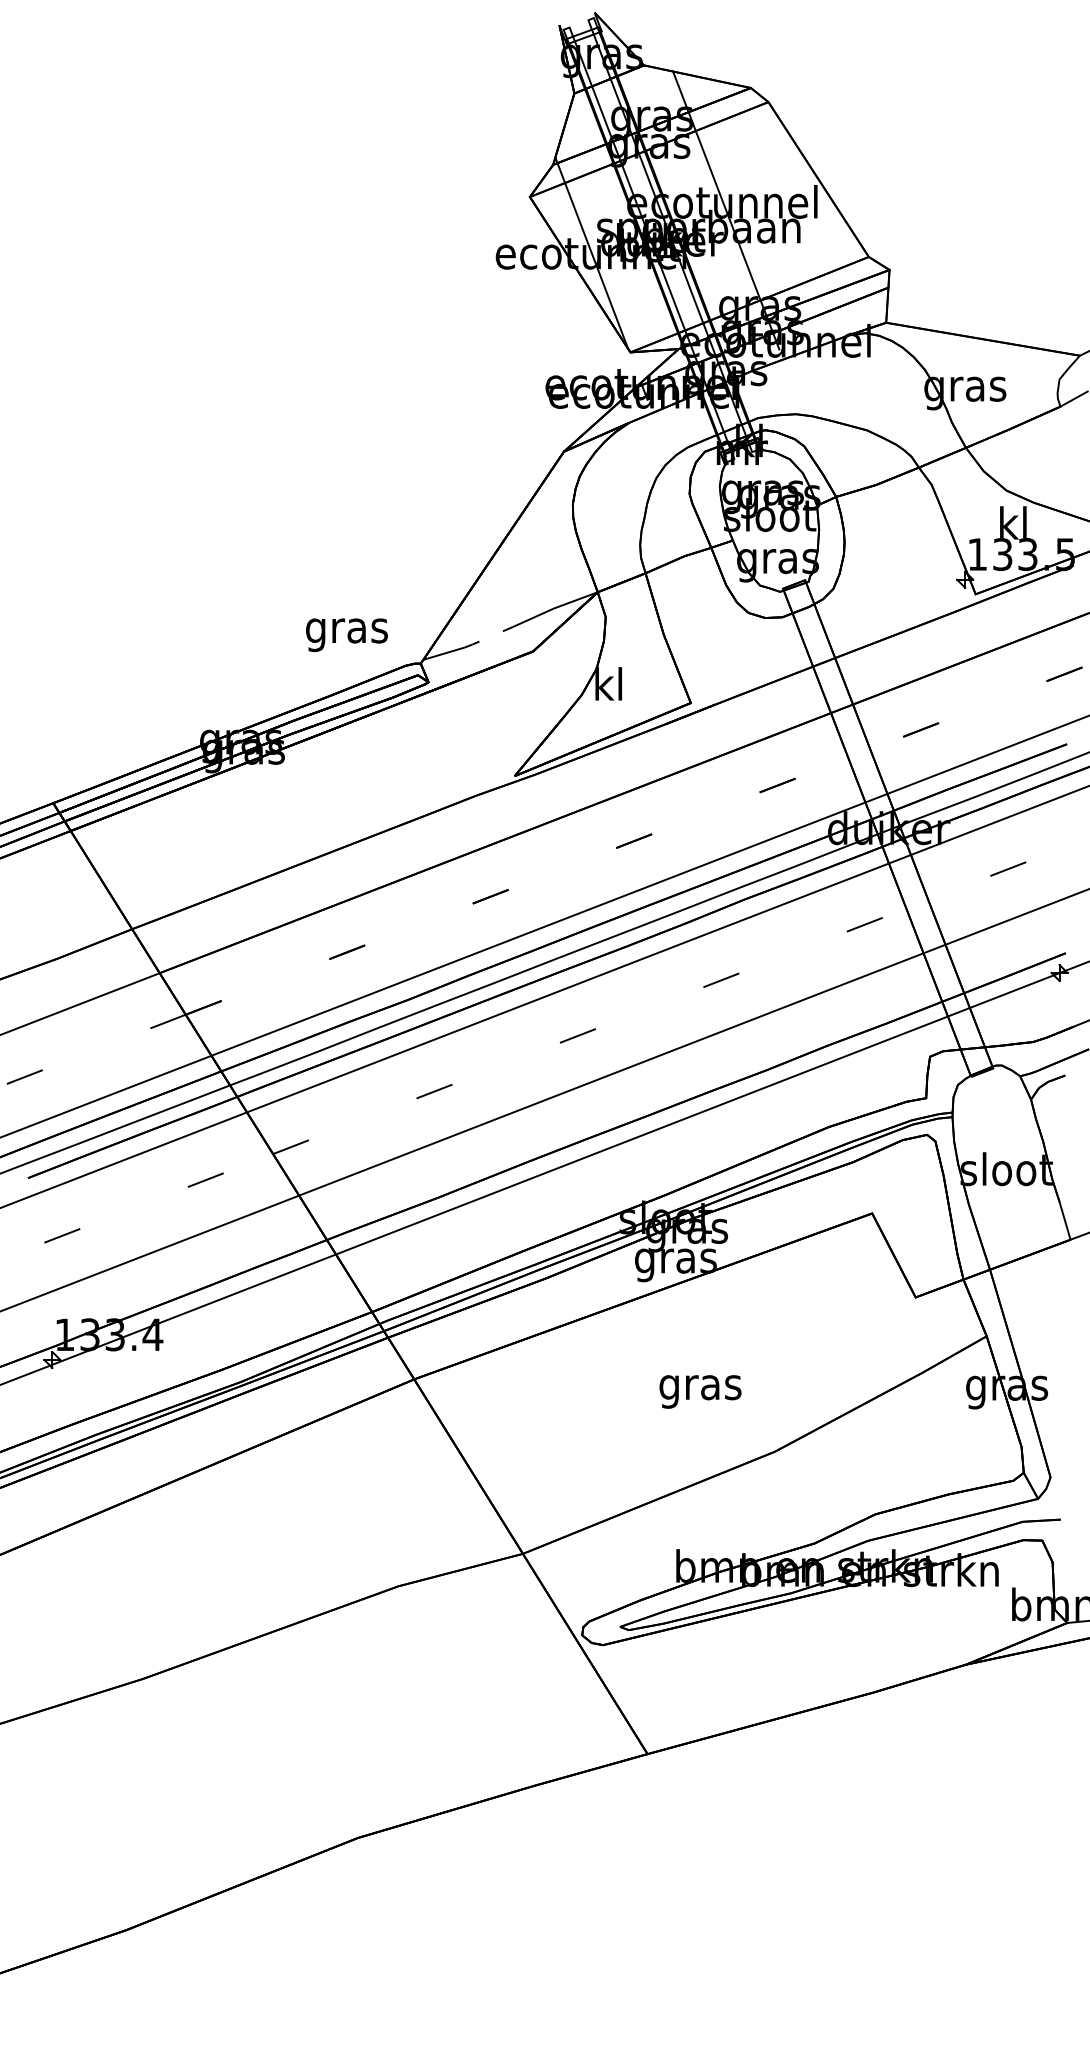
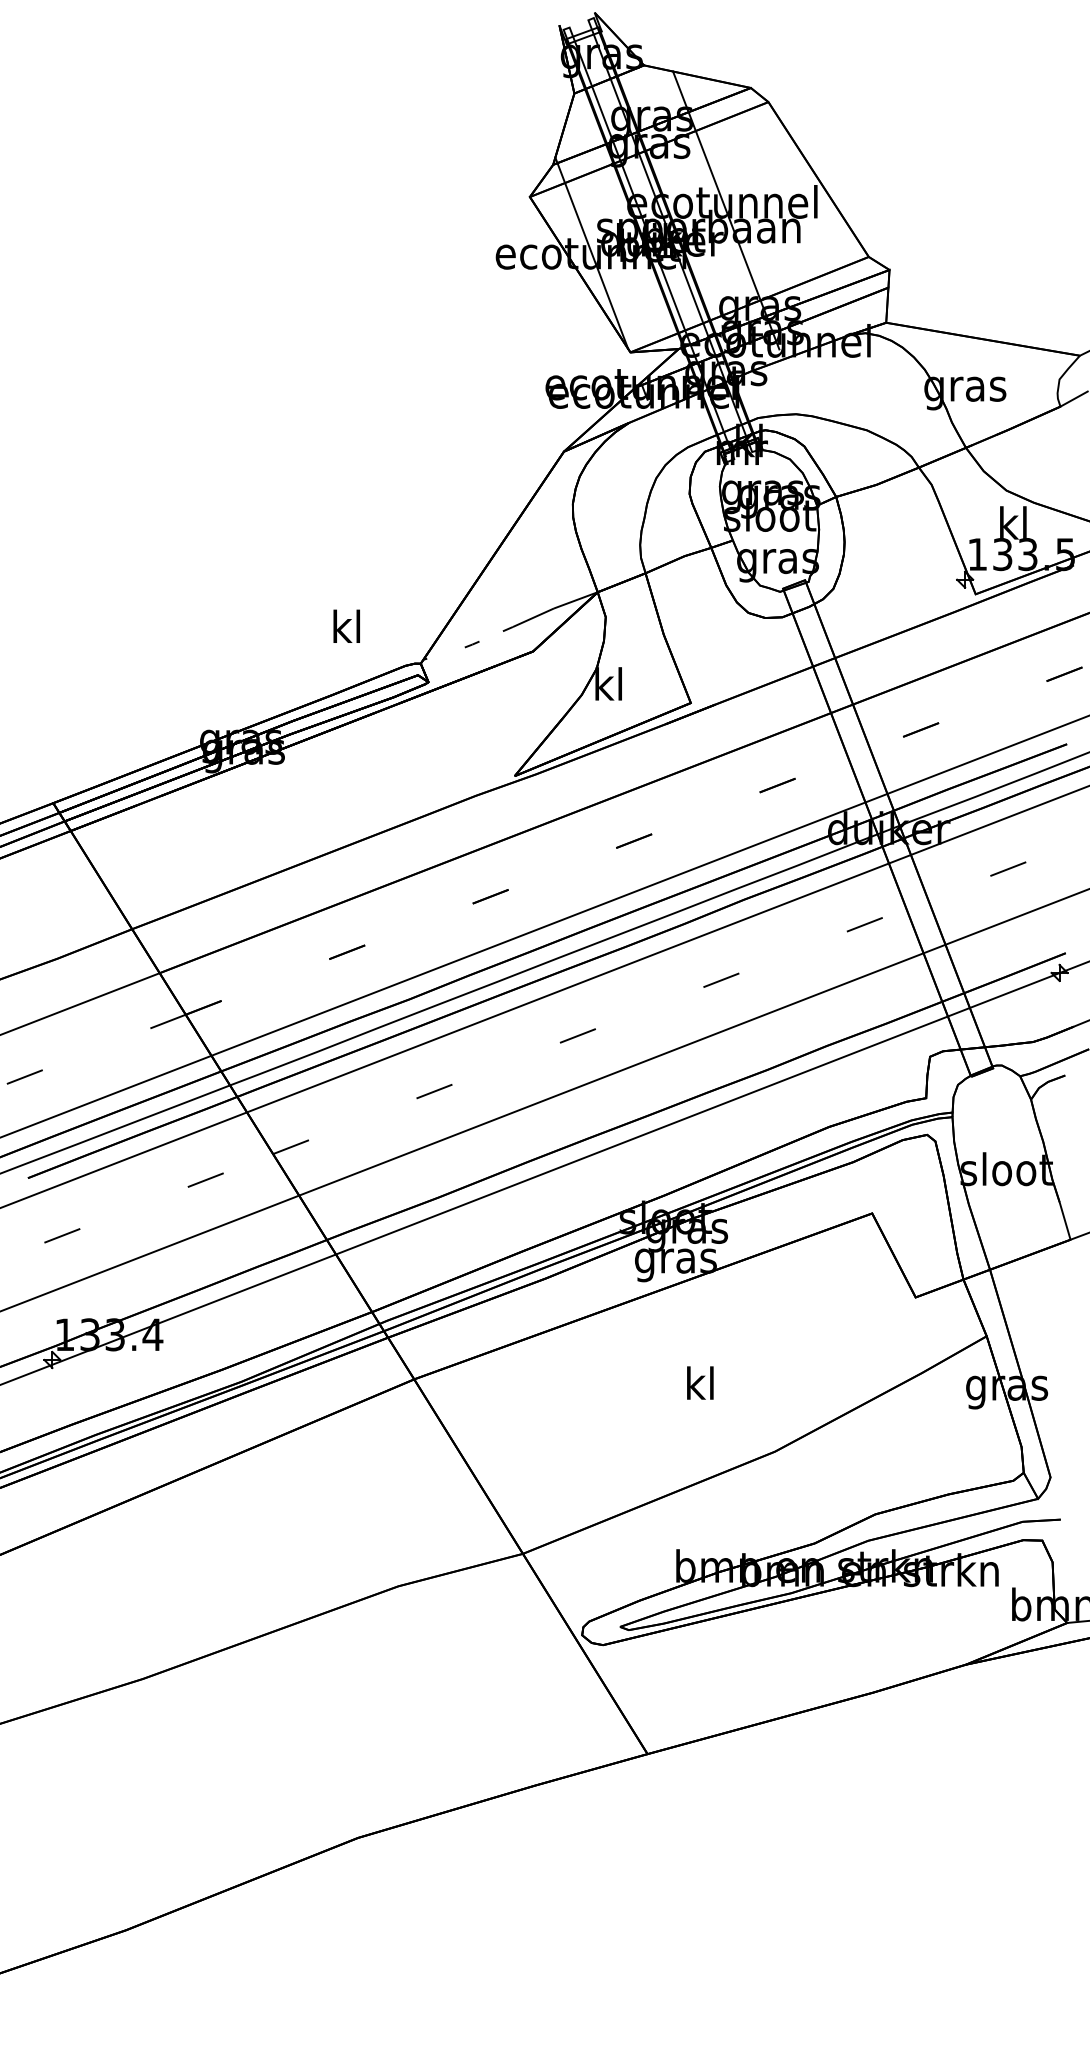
text: gras -> kl (346, 630)
line: present -> none (445, 652)
text: gras -> kl (700, 1387)
